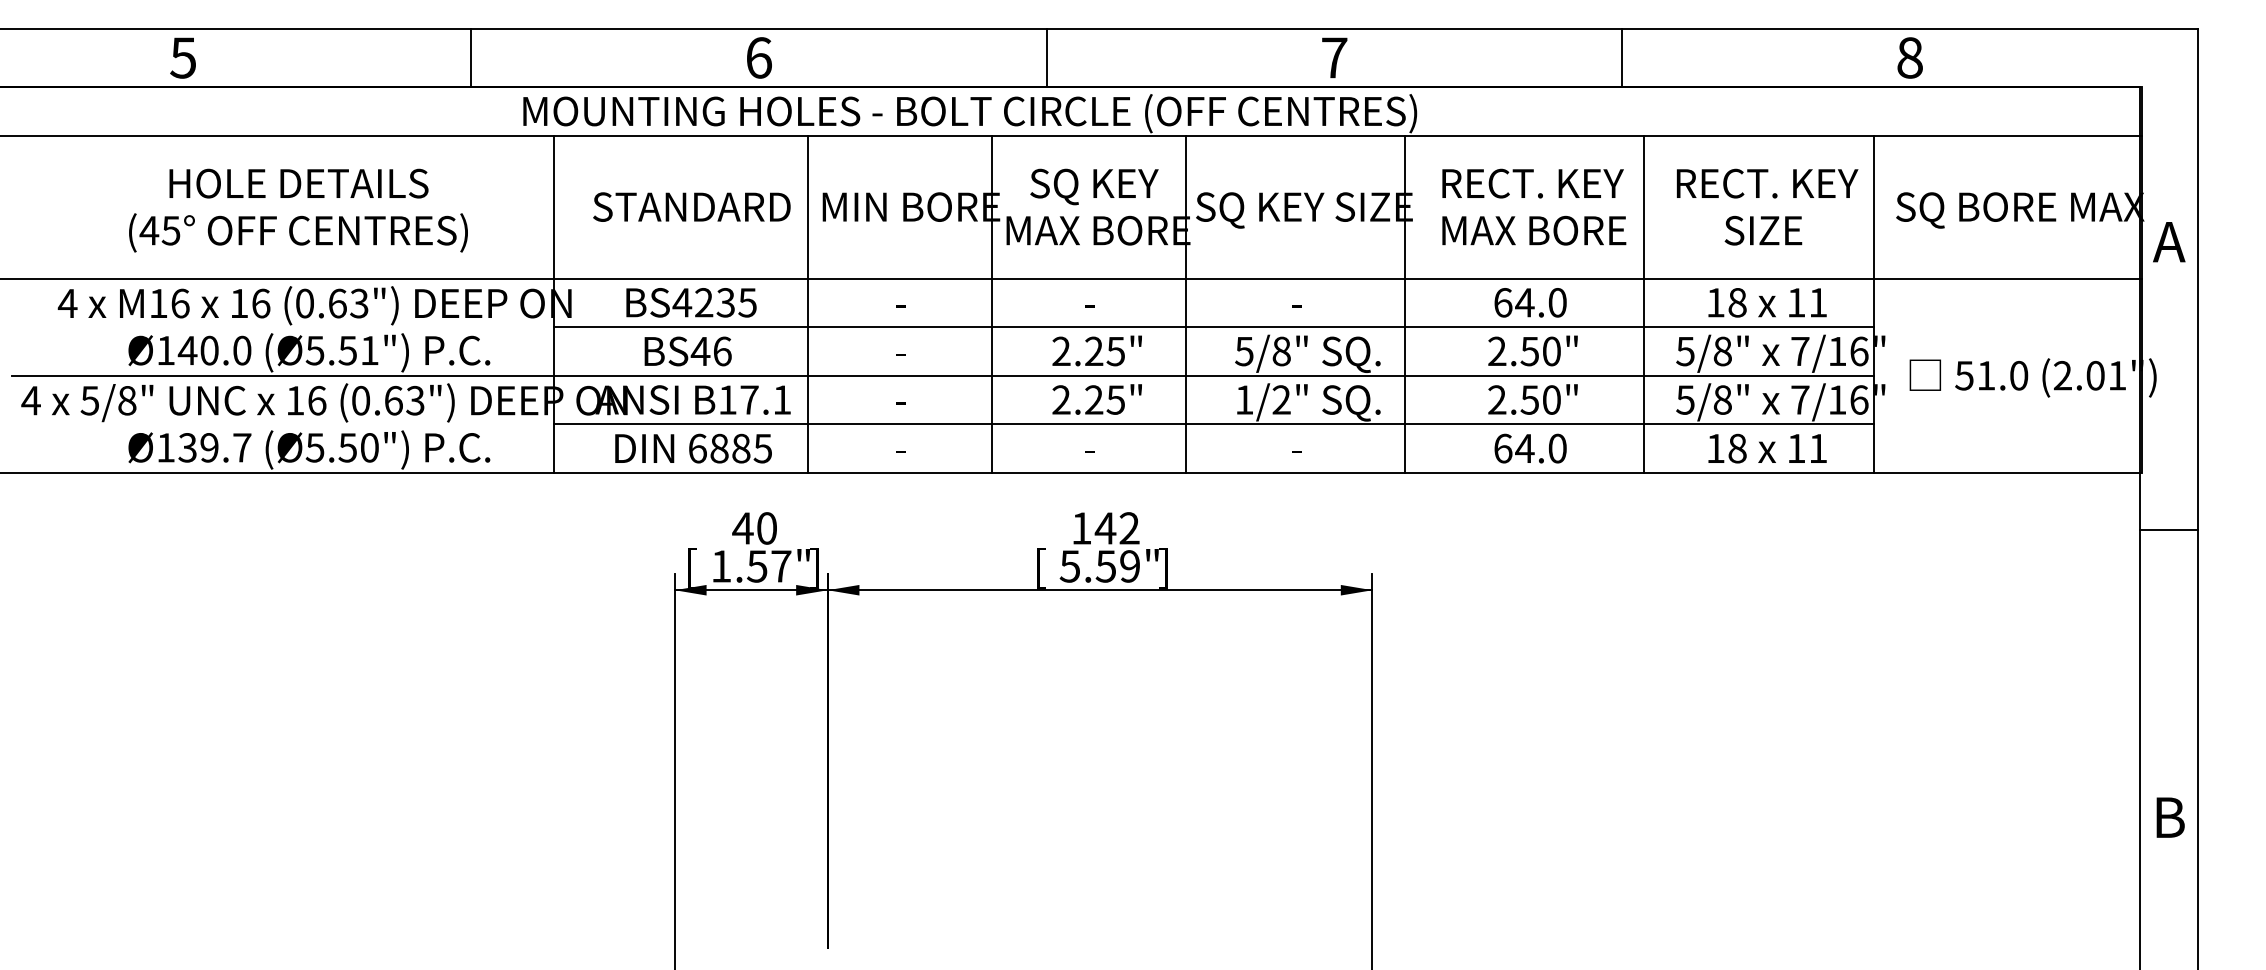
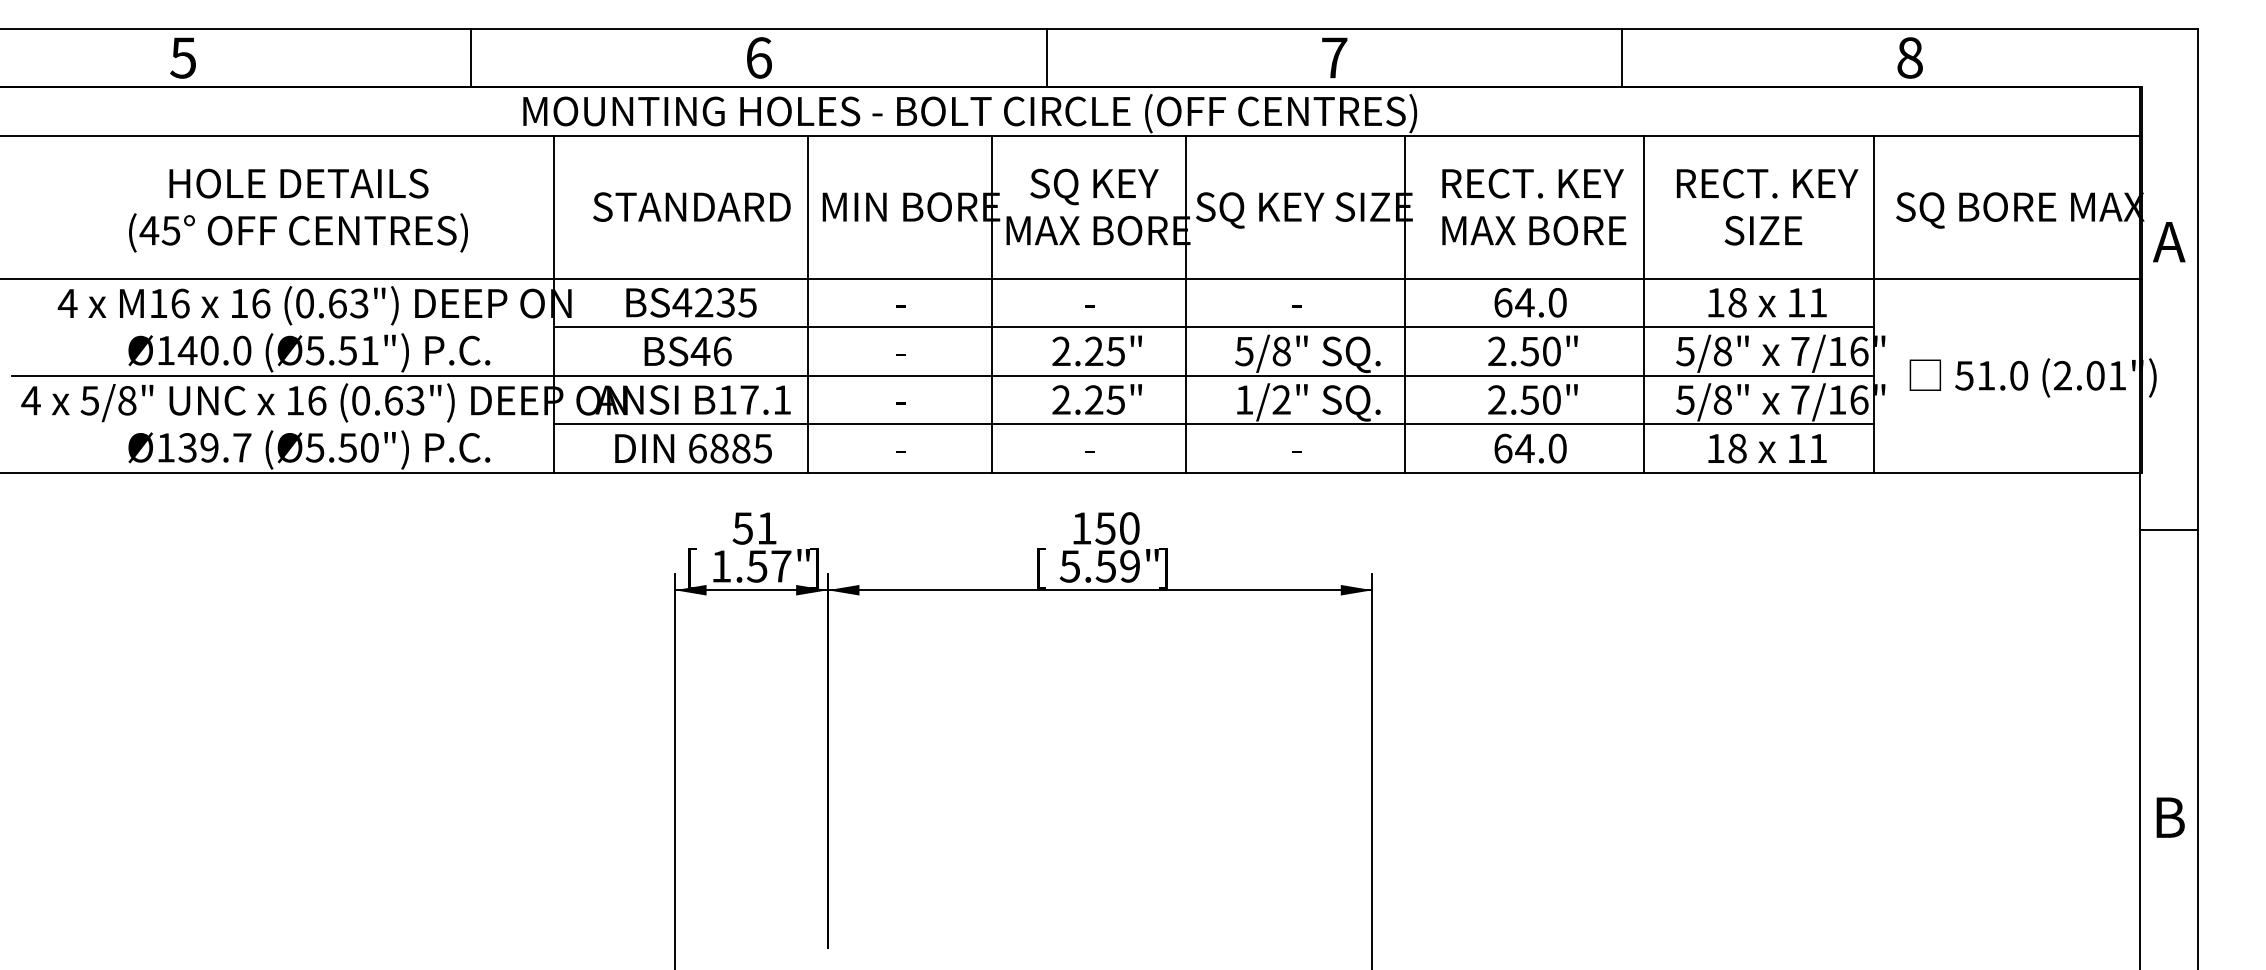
text: 40 -> 51 (754, 528)
text: 142 -> 150 (1116, 528)
